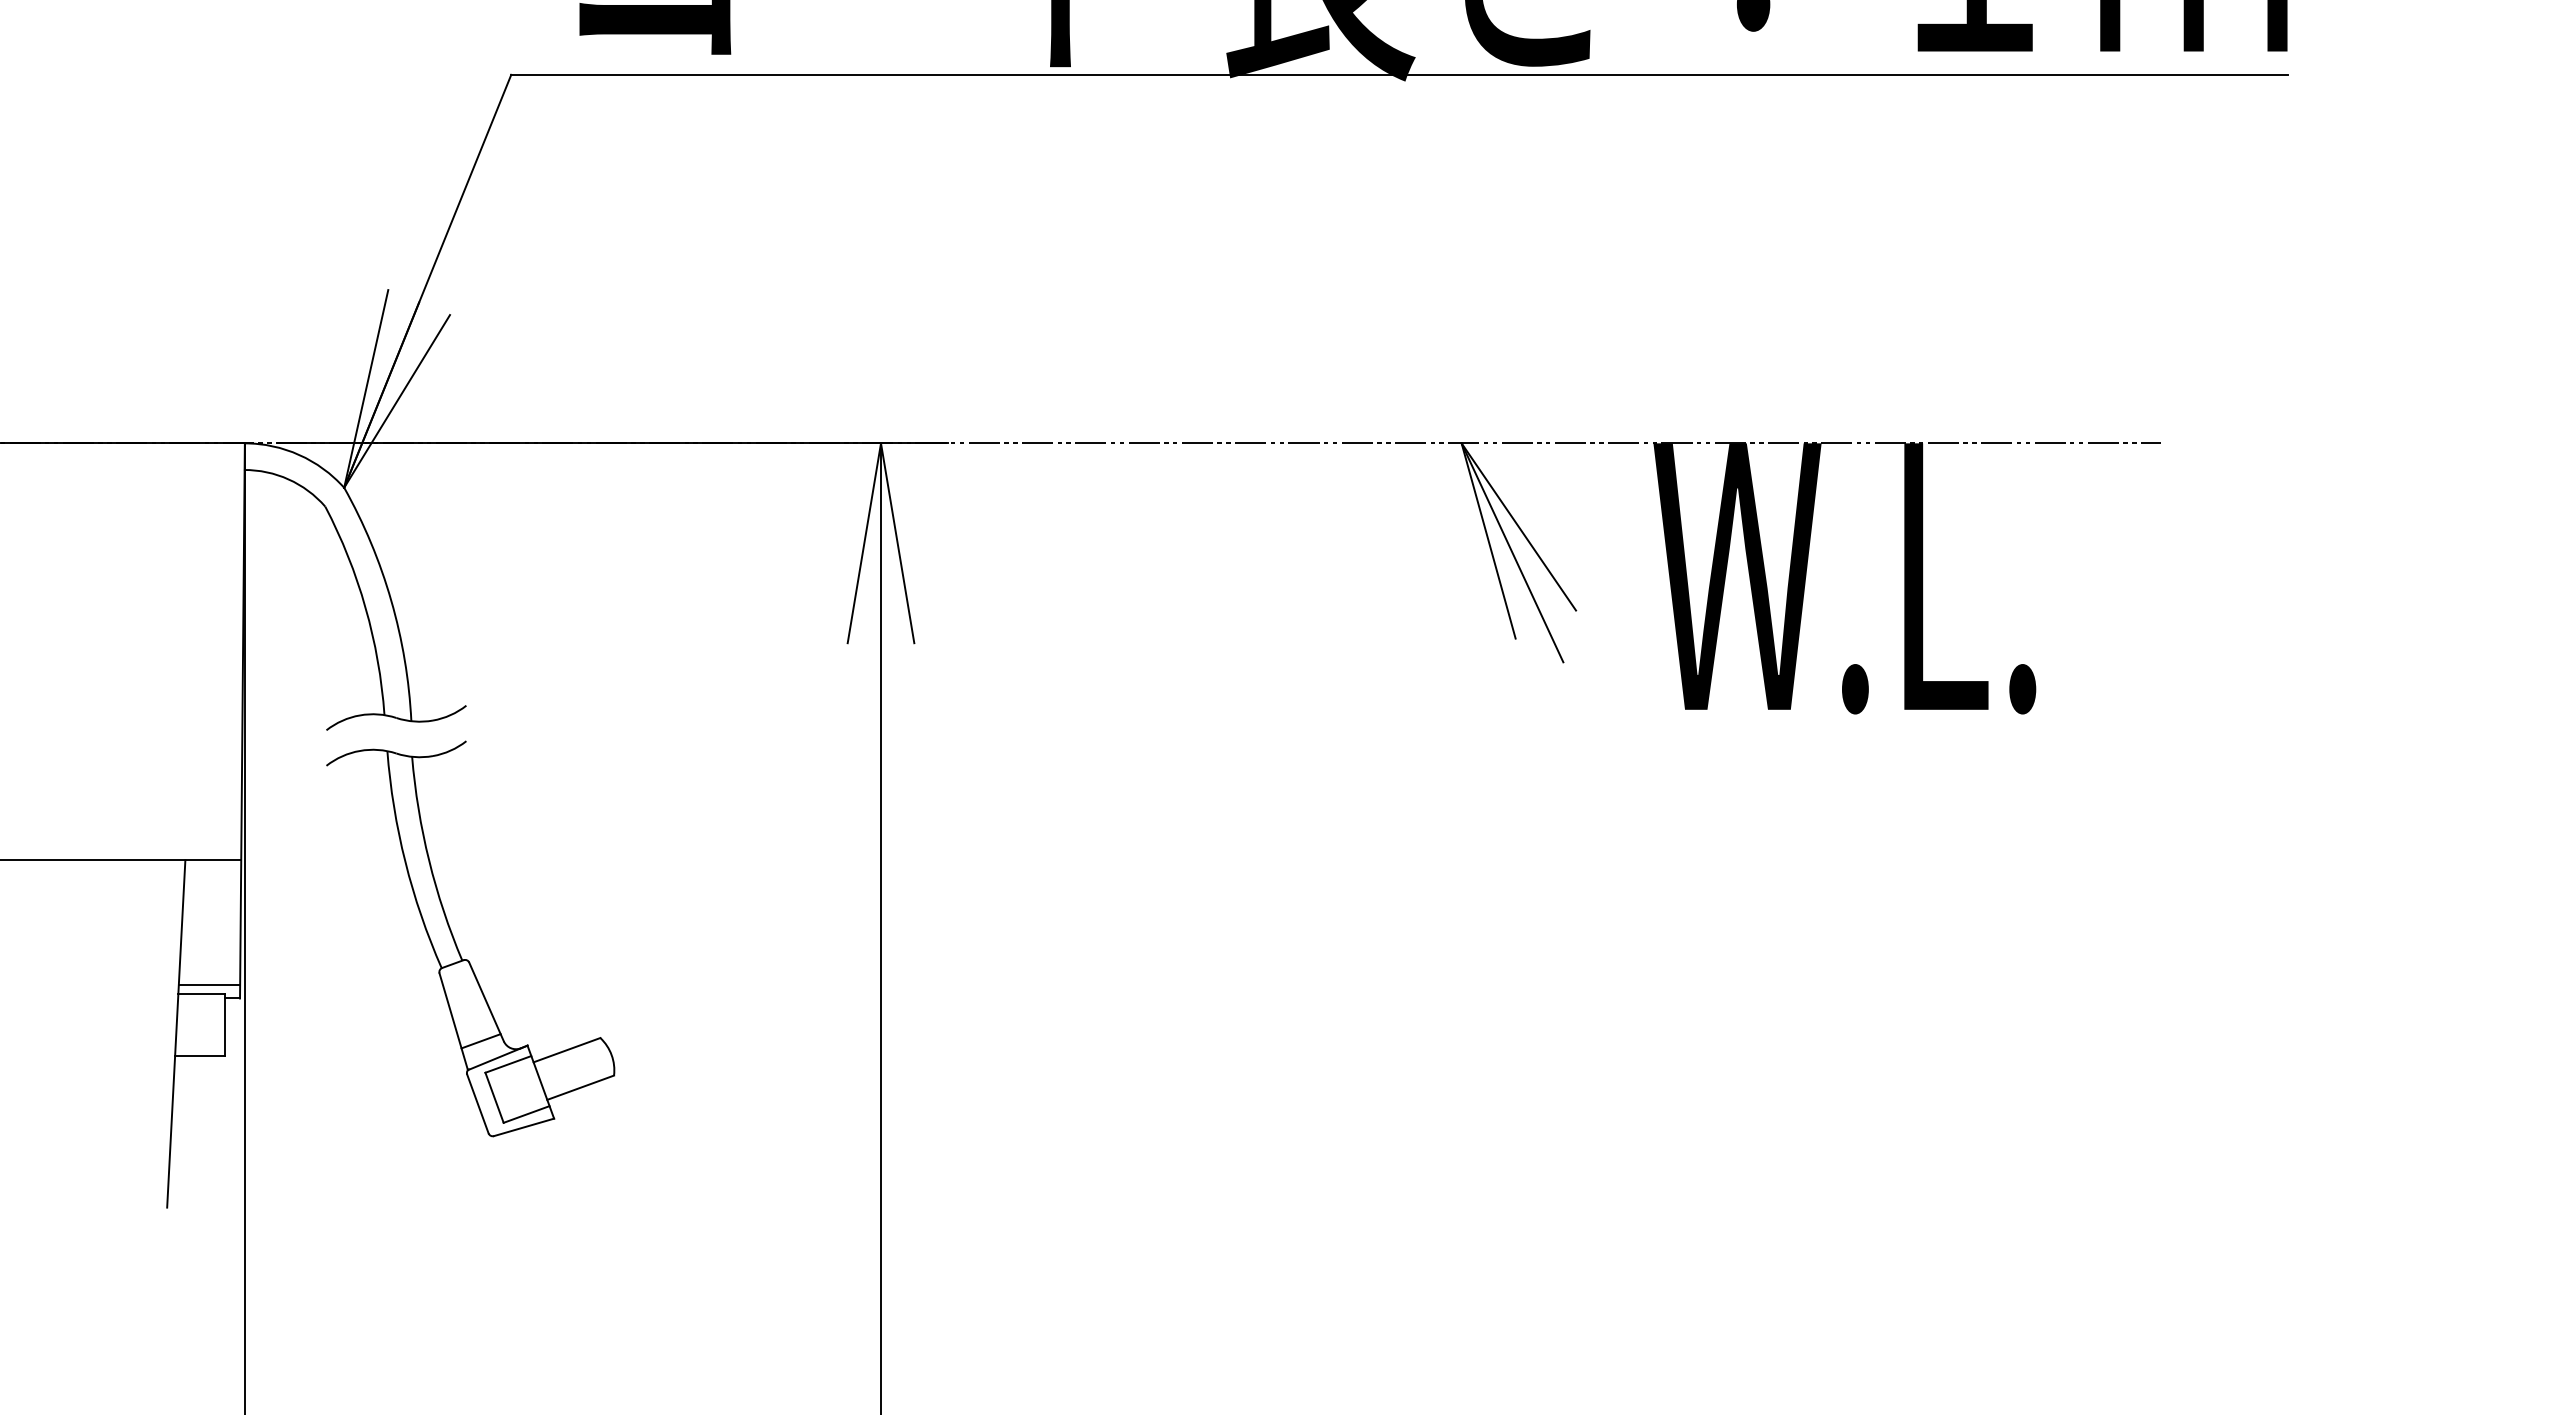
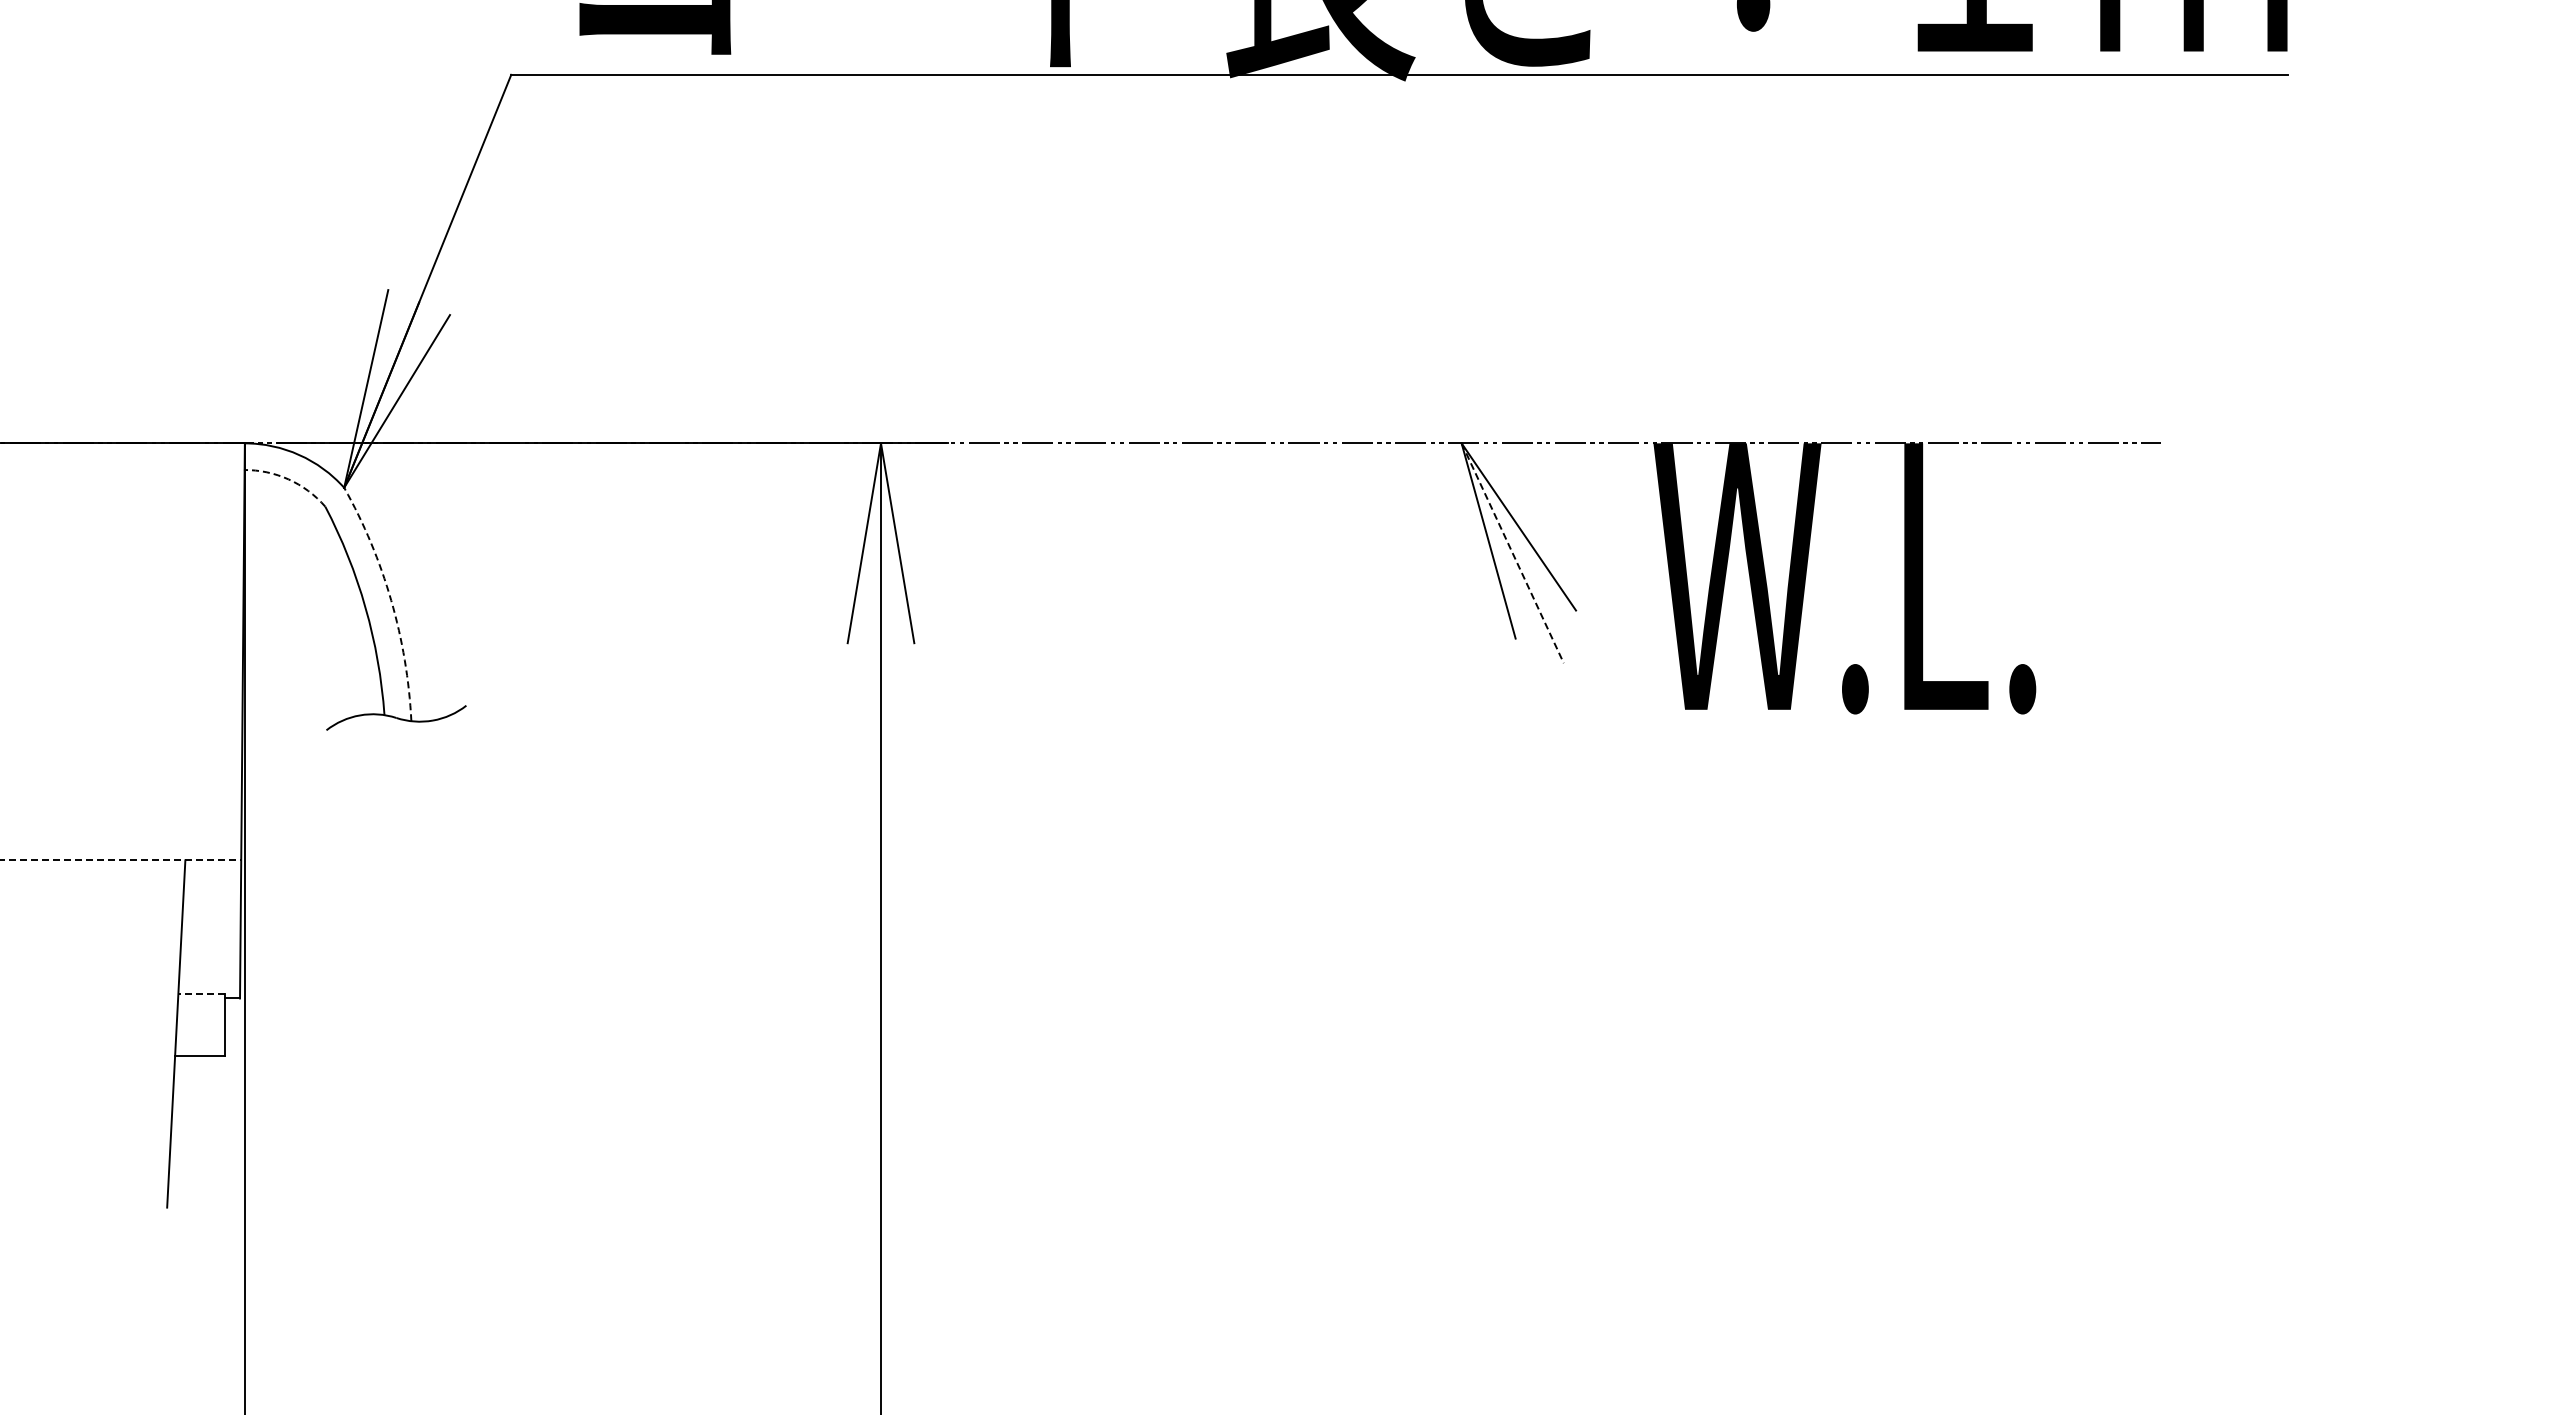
arc: solid -> dashed (288, 479)
line: solid -> dashed (1512, 553)
arc: solid -> dashed (391, 600)
line: solid -> dashed (121, 860)
part: present -> none (457, 945)
line: present -> none (209, 985)
line: solid -> dashed (201, 994)
